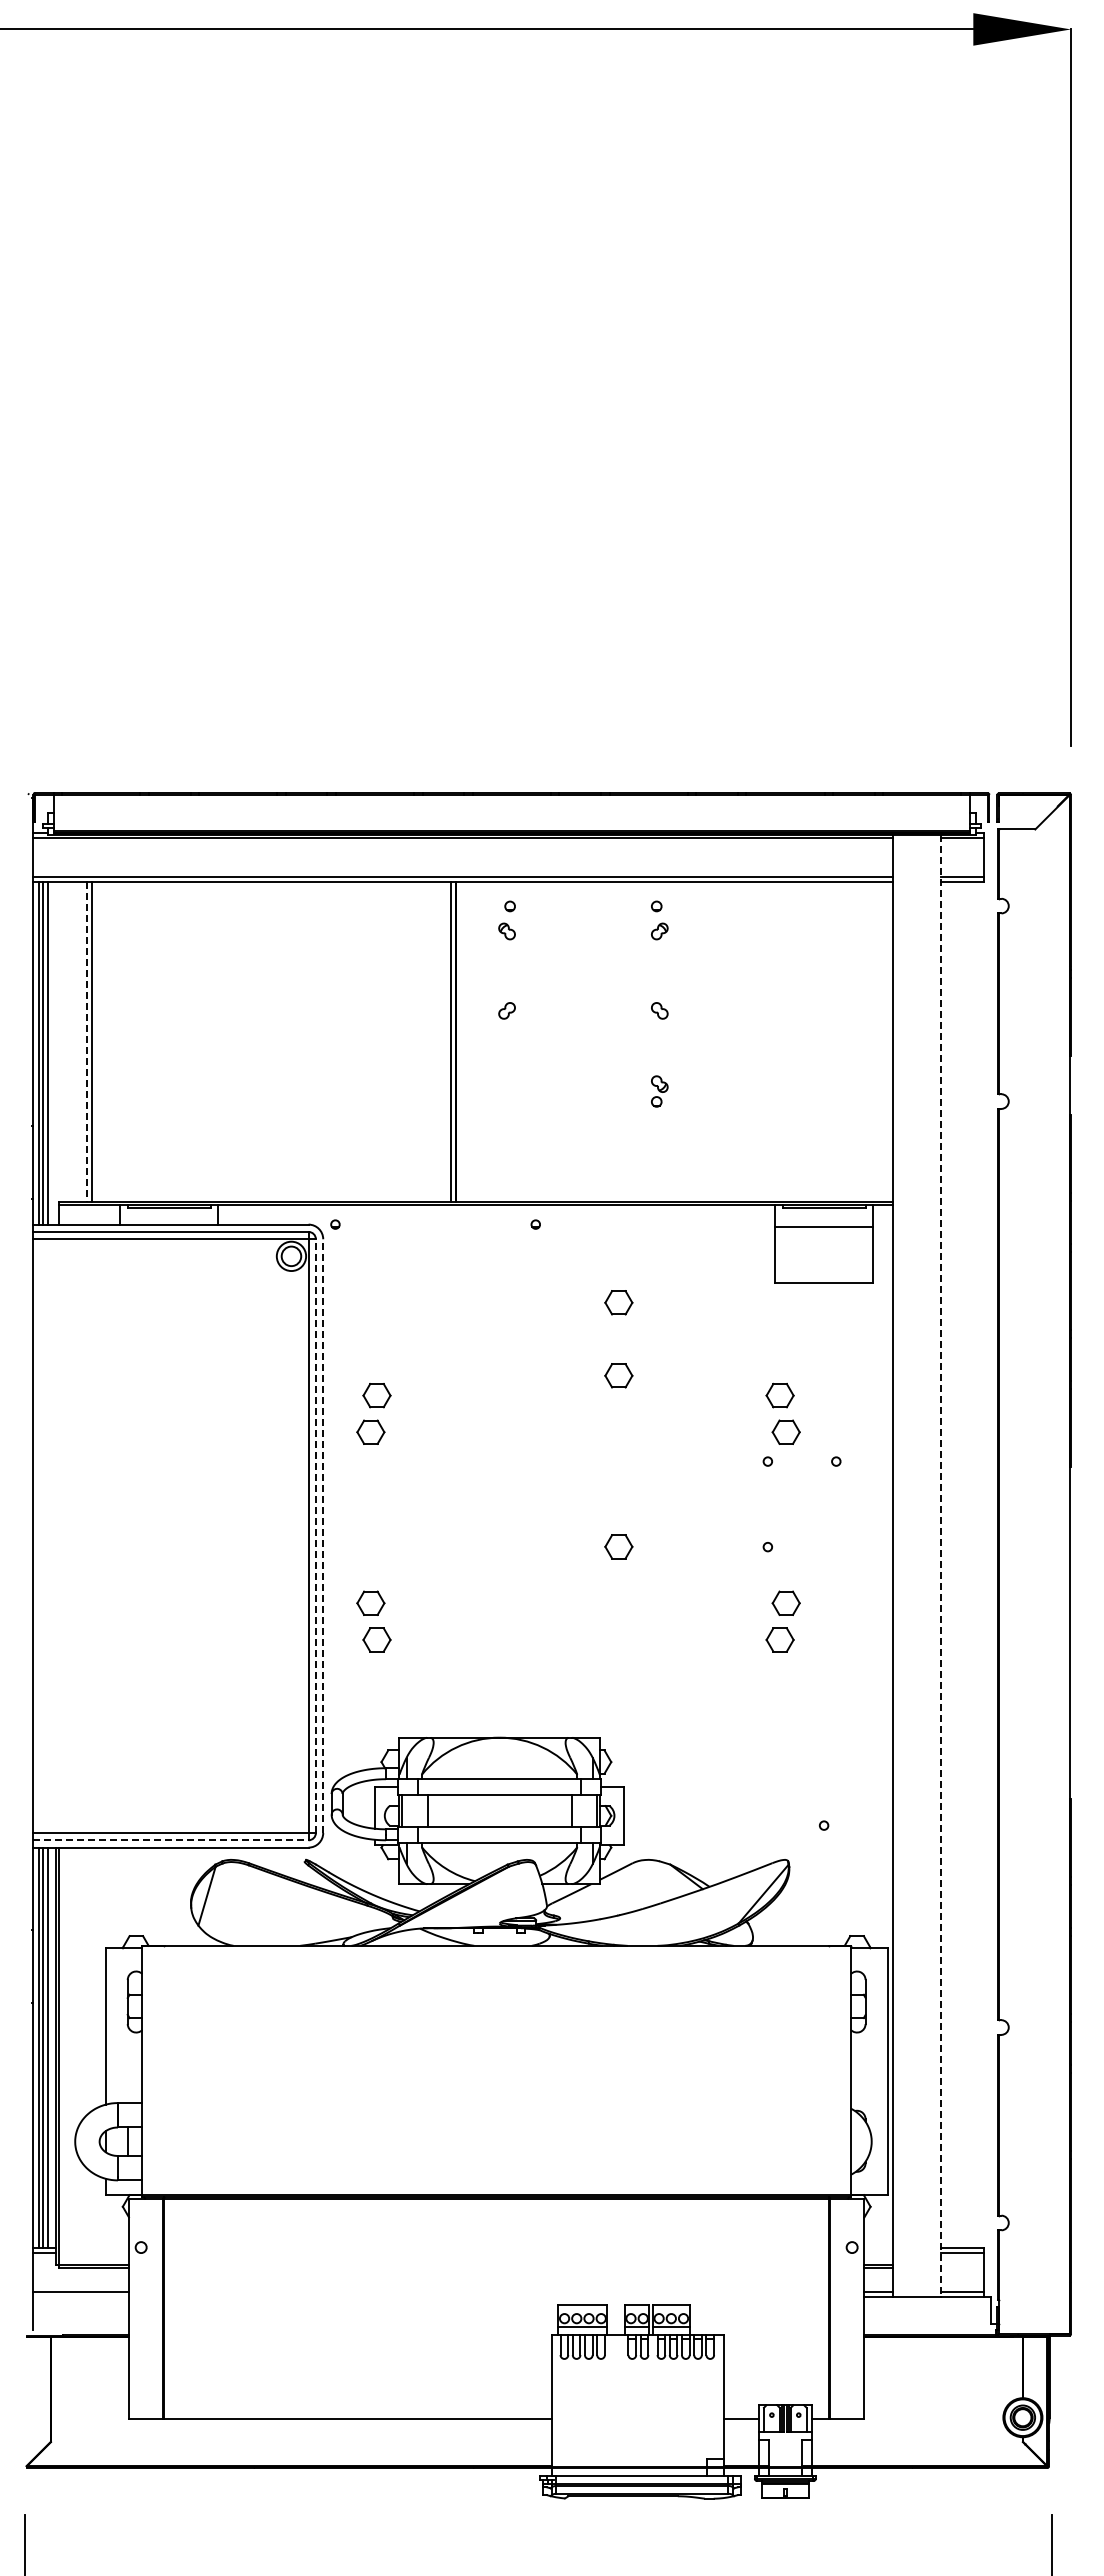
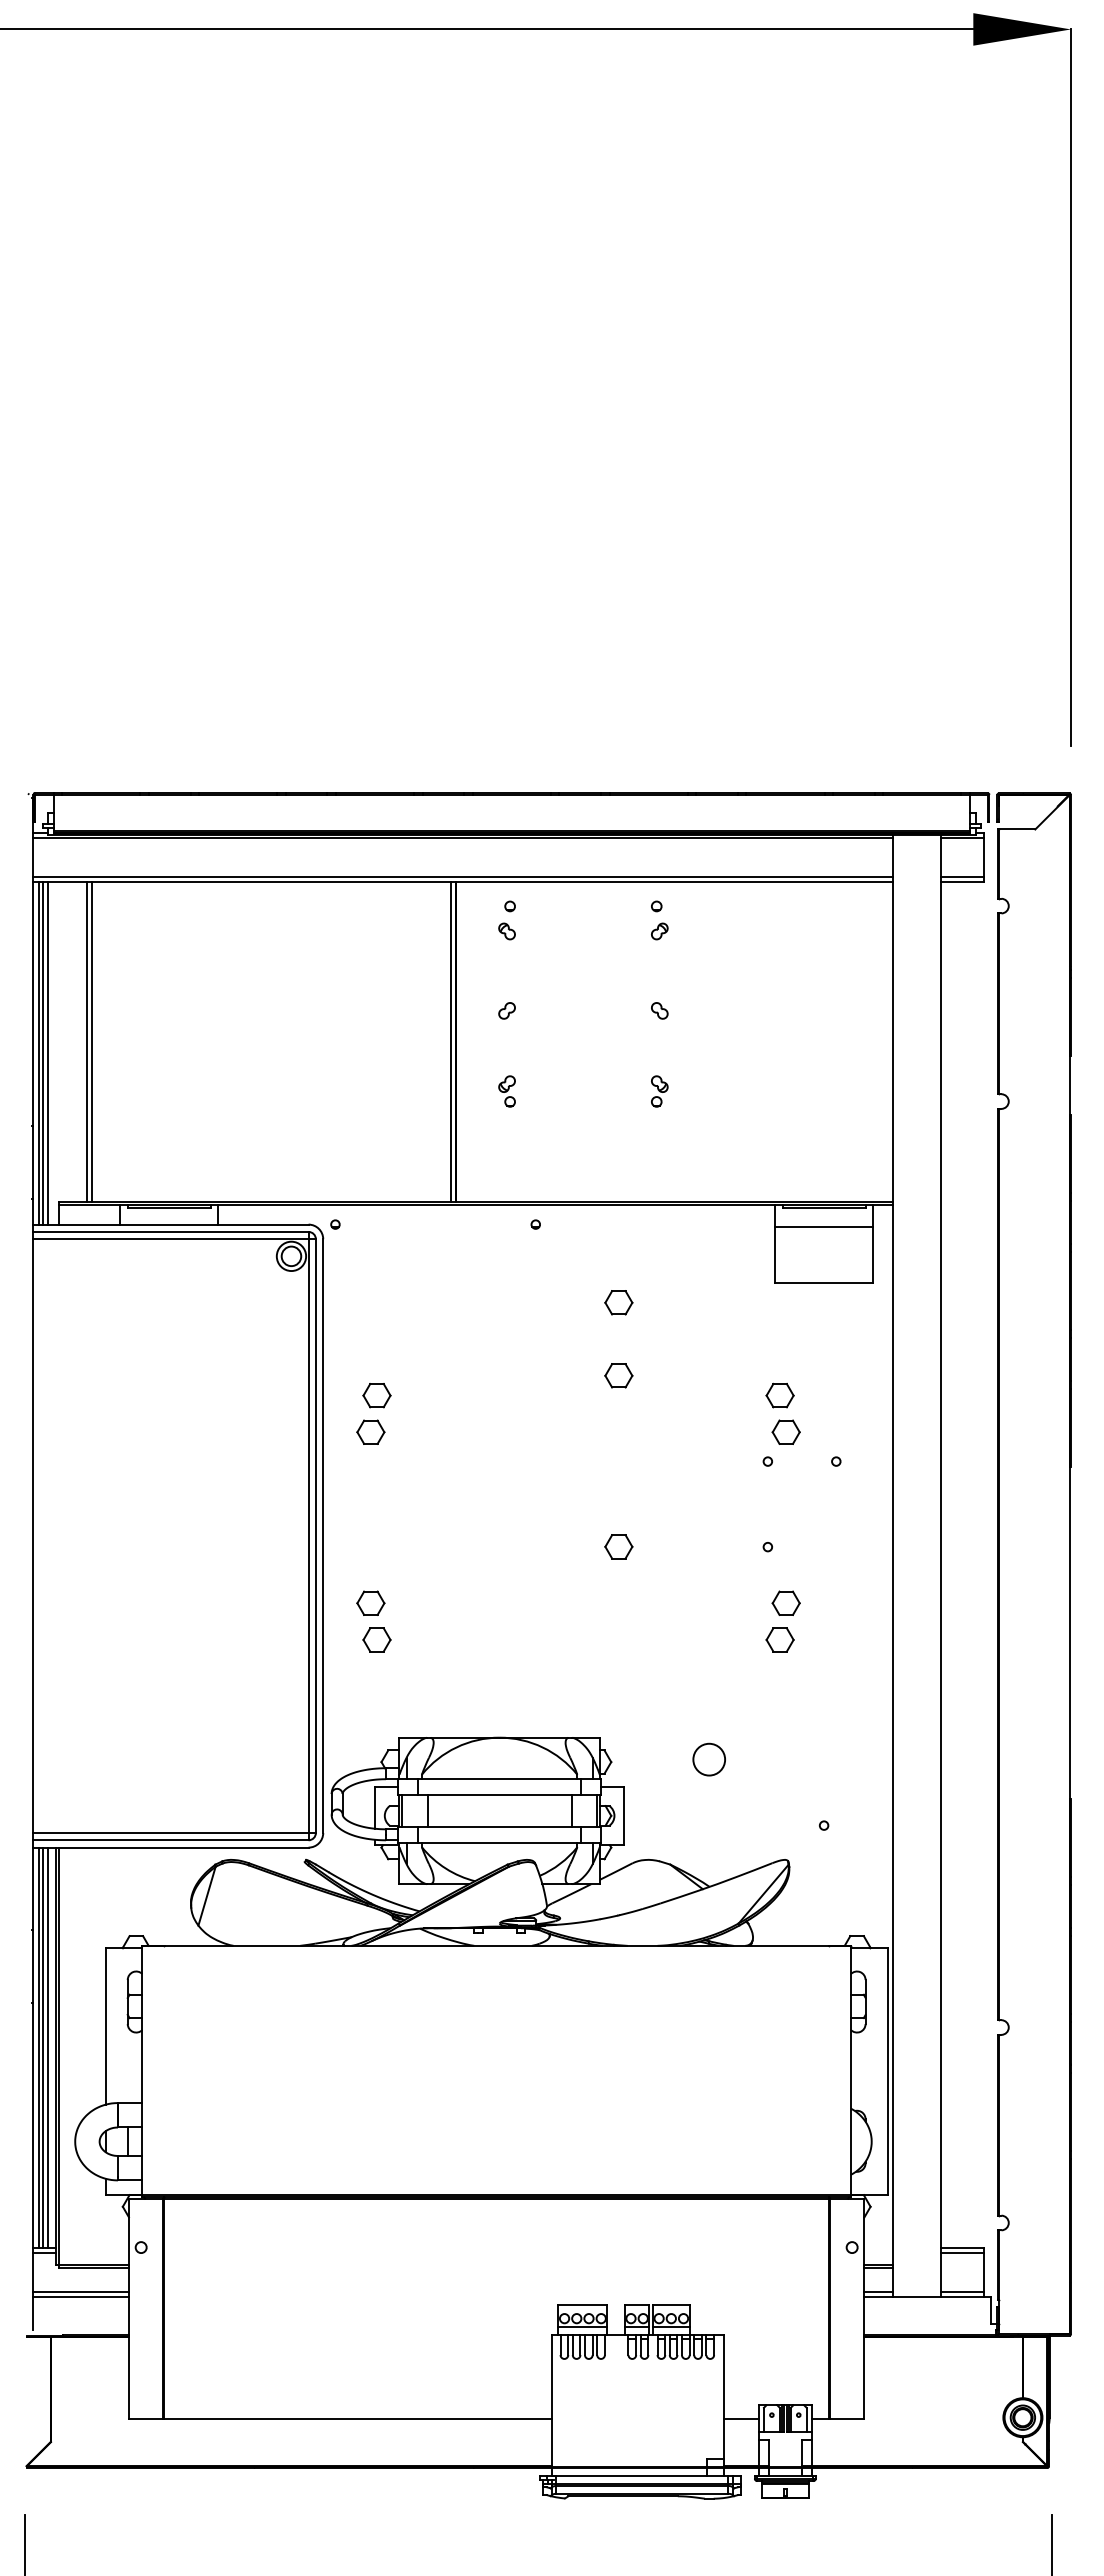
line: dashed -> solid (87, 1042)
part: none -> present (506, 1091)
line: dashed -> solid (315, 1536)
line: dashed -> solid (323, 1536)
line: dashed -> solid (941, 1565)
circle: none -> present (708, 1759)
line: dashed -> solid (170, 1840)
line: none -> present (80, 2296)
